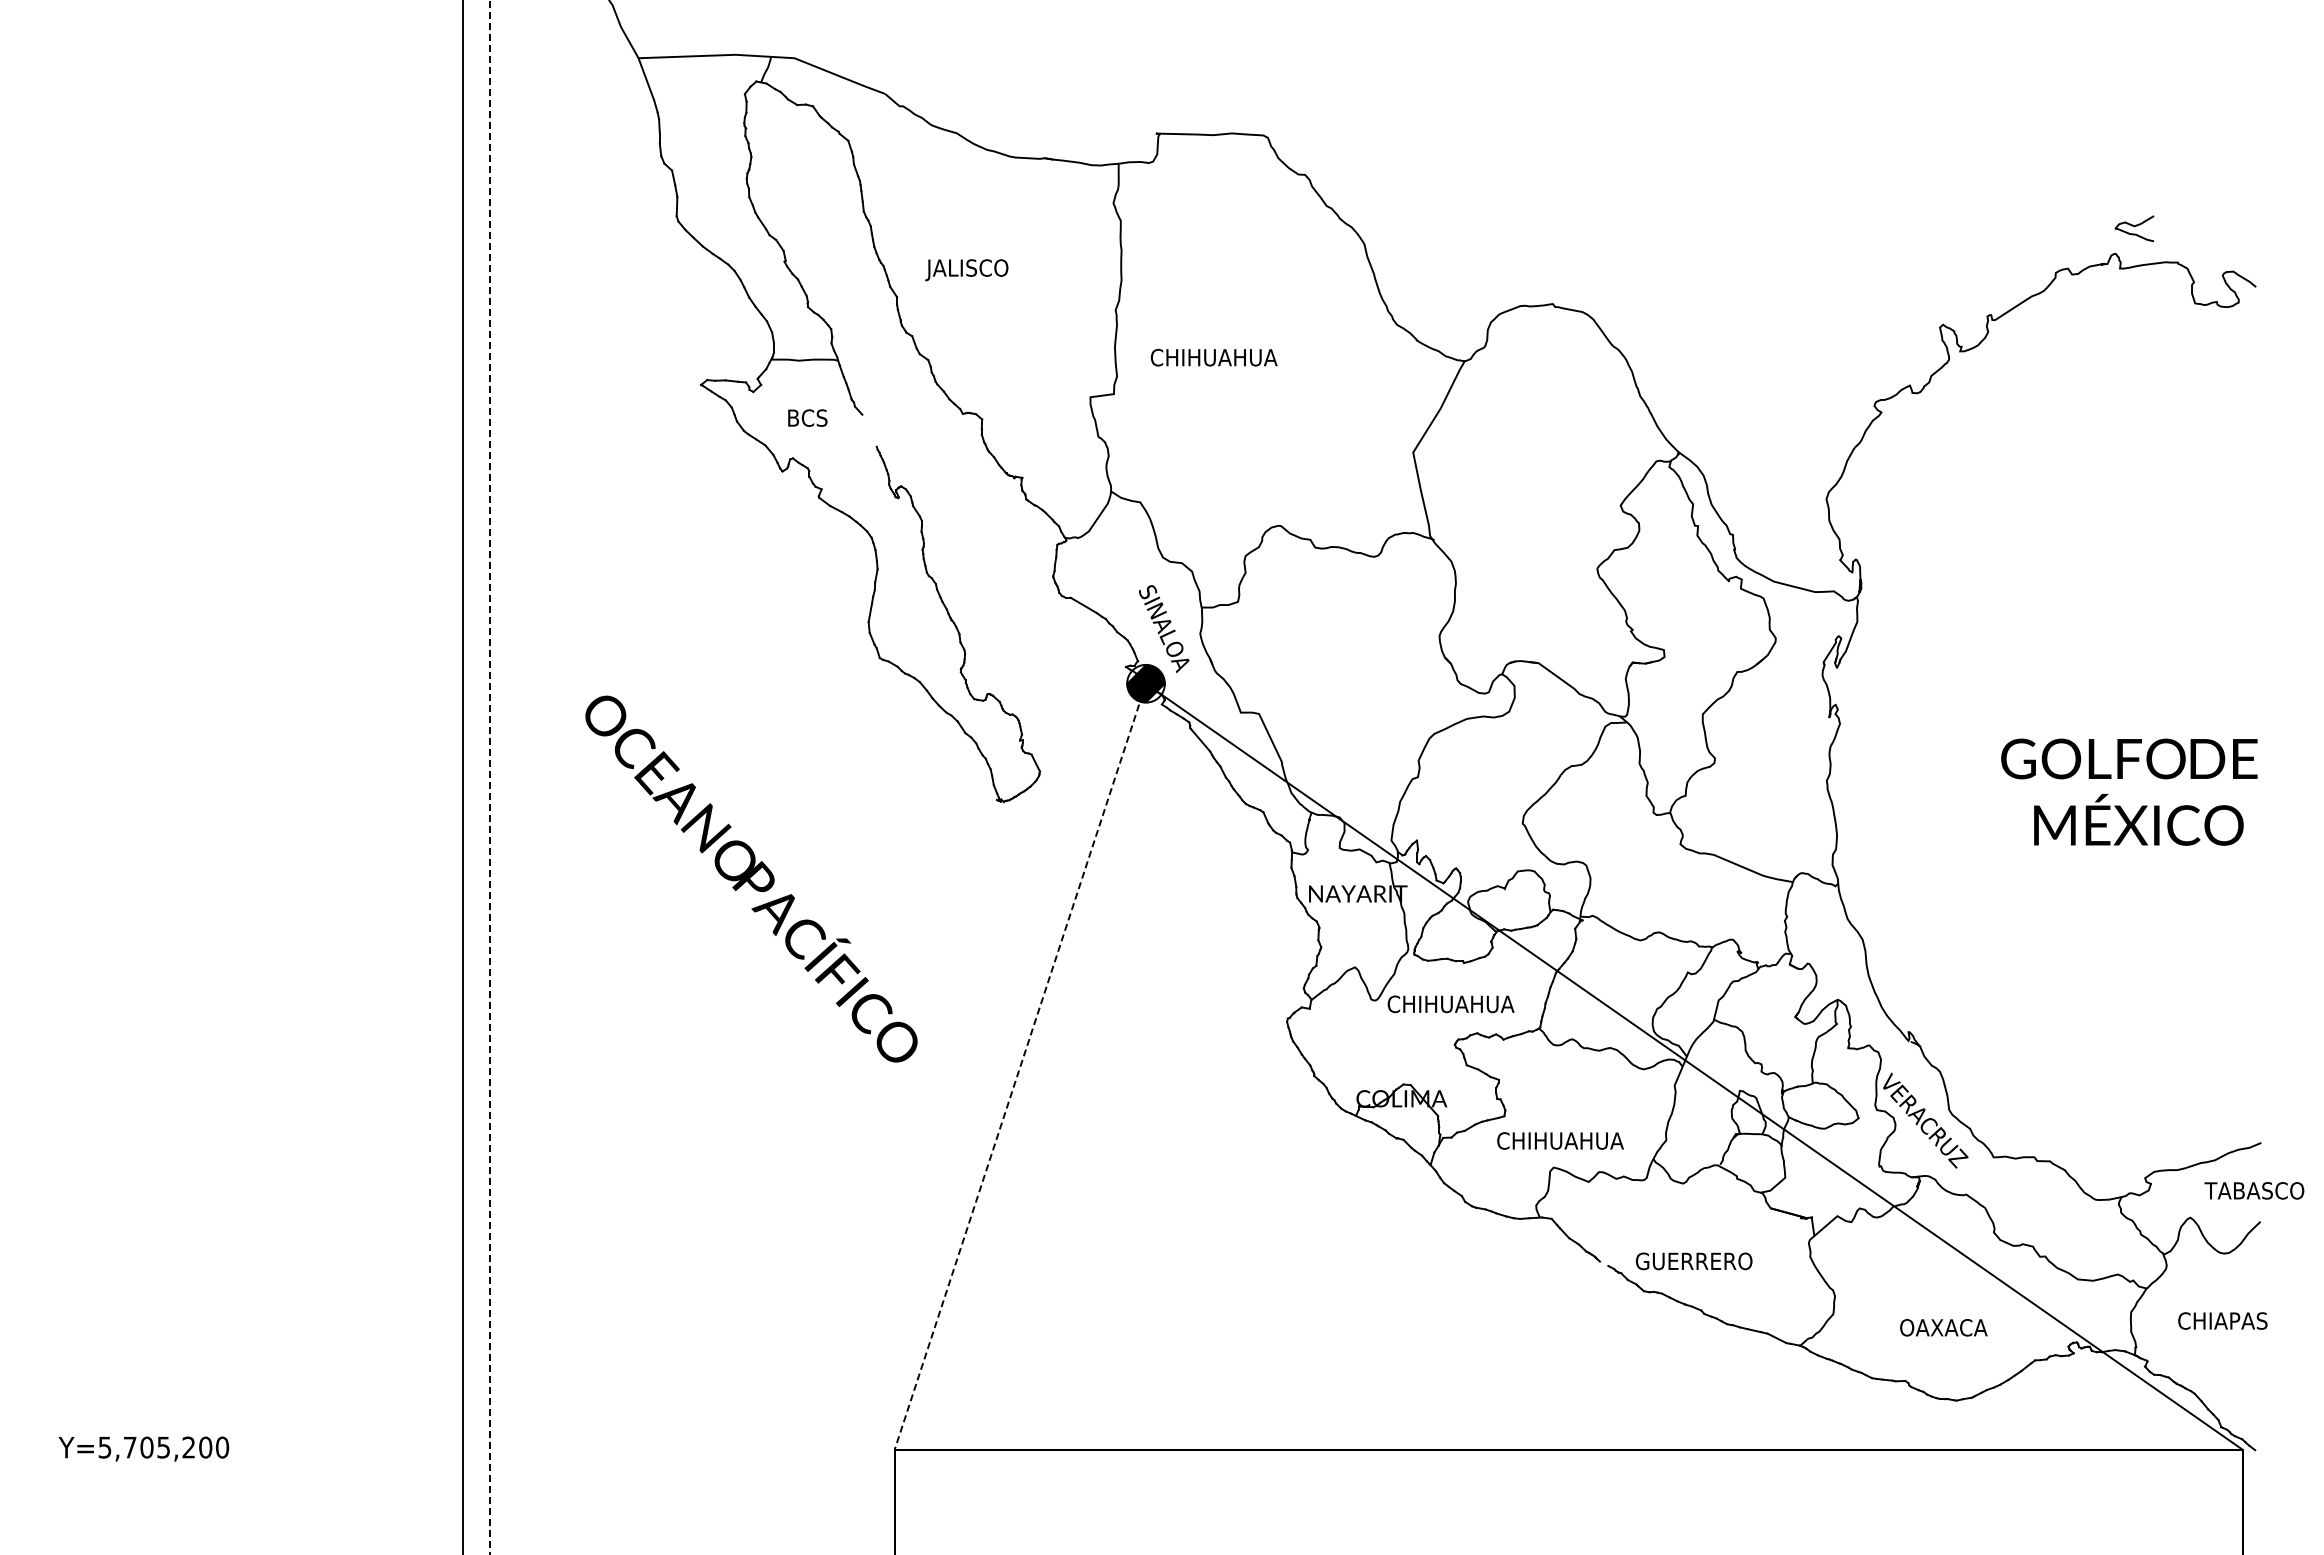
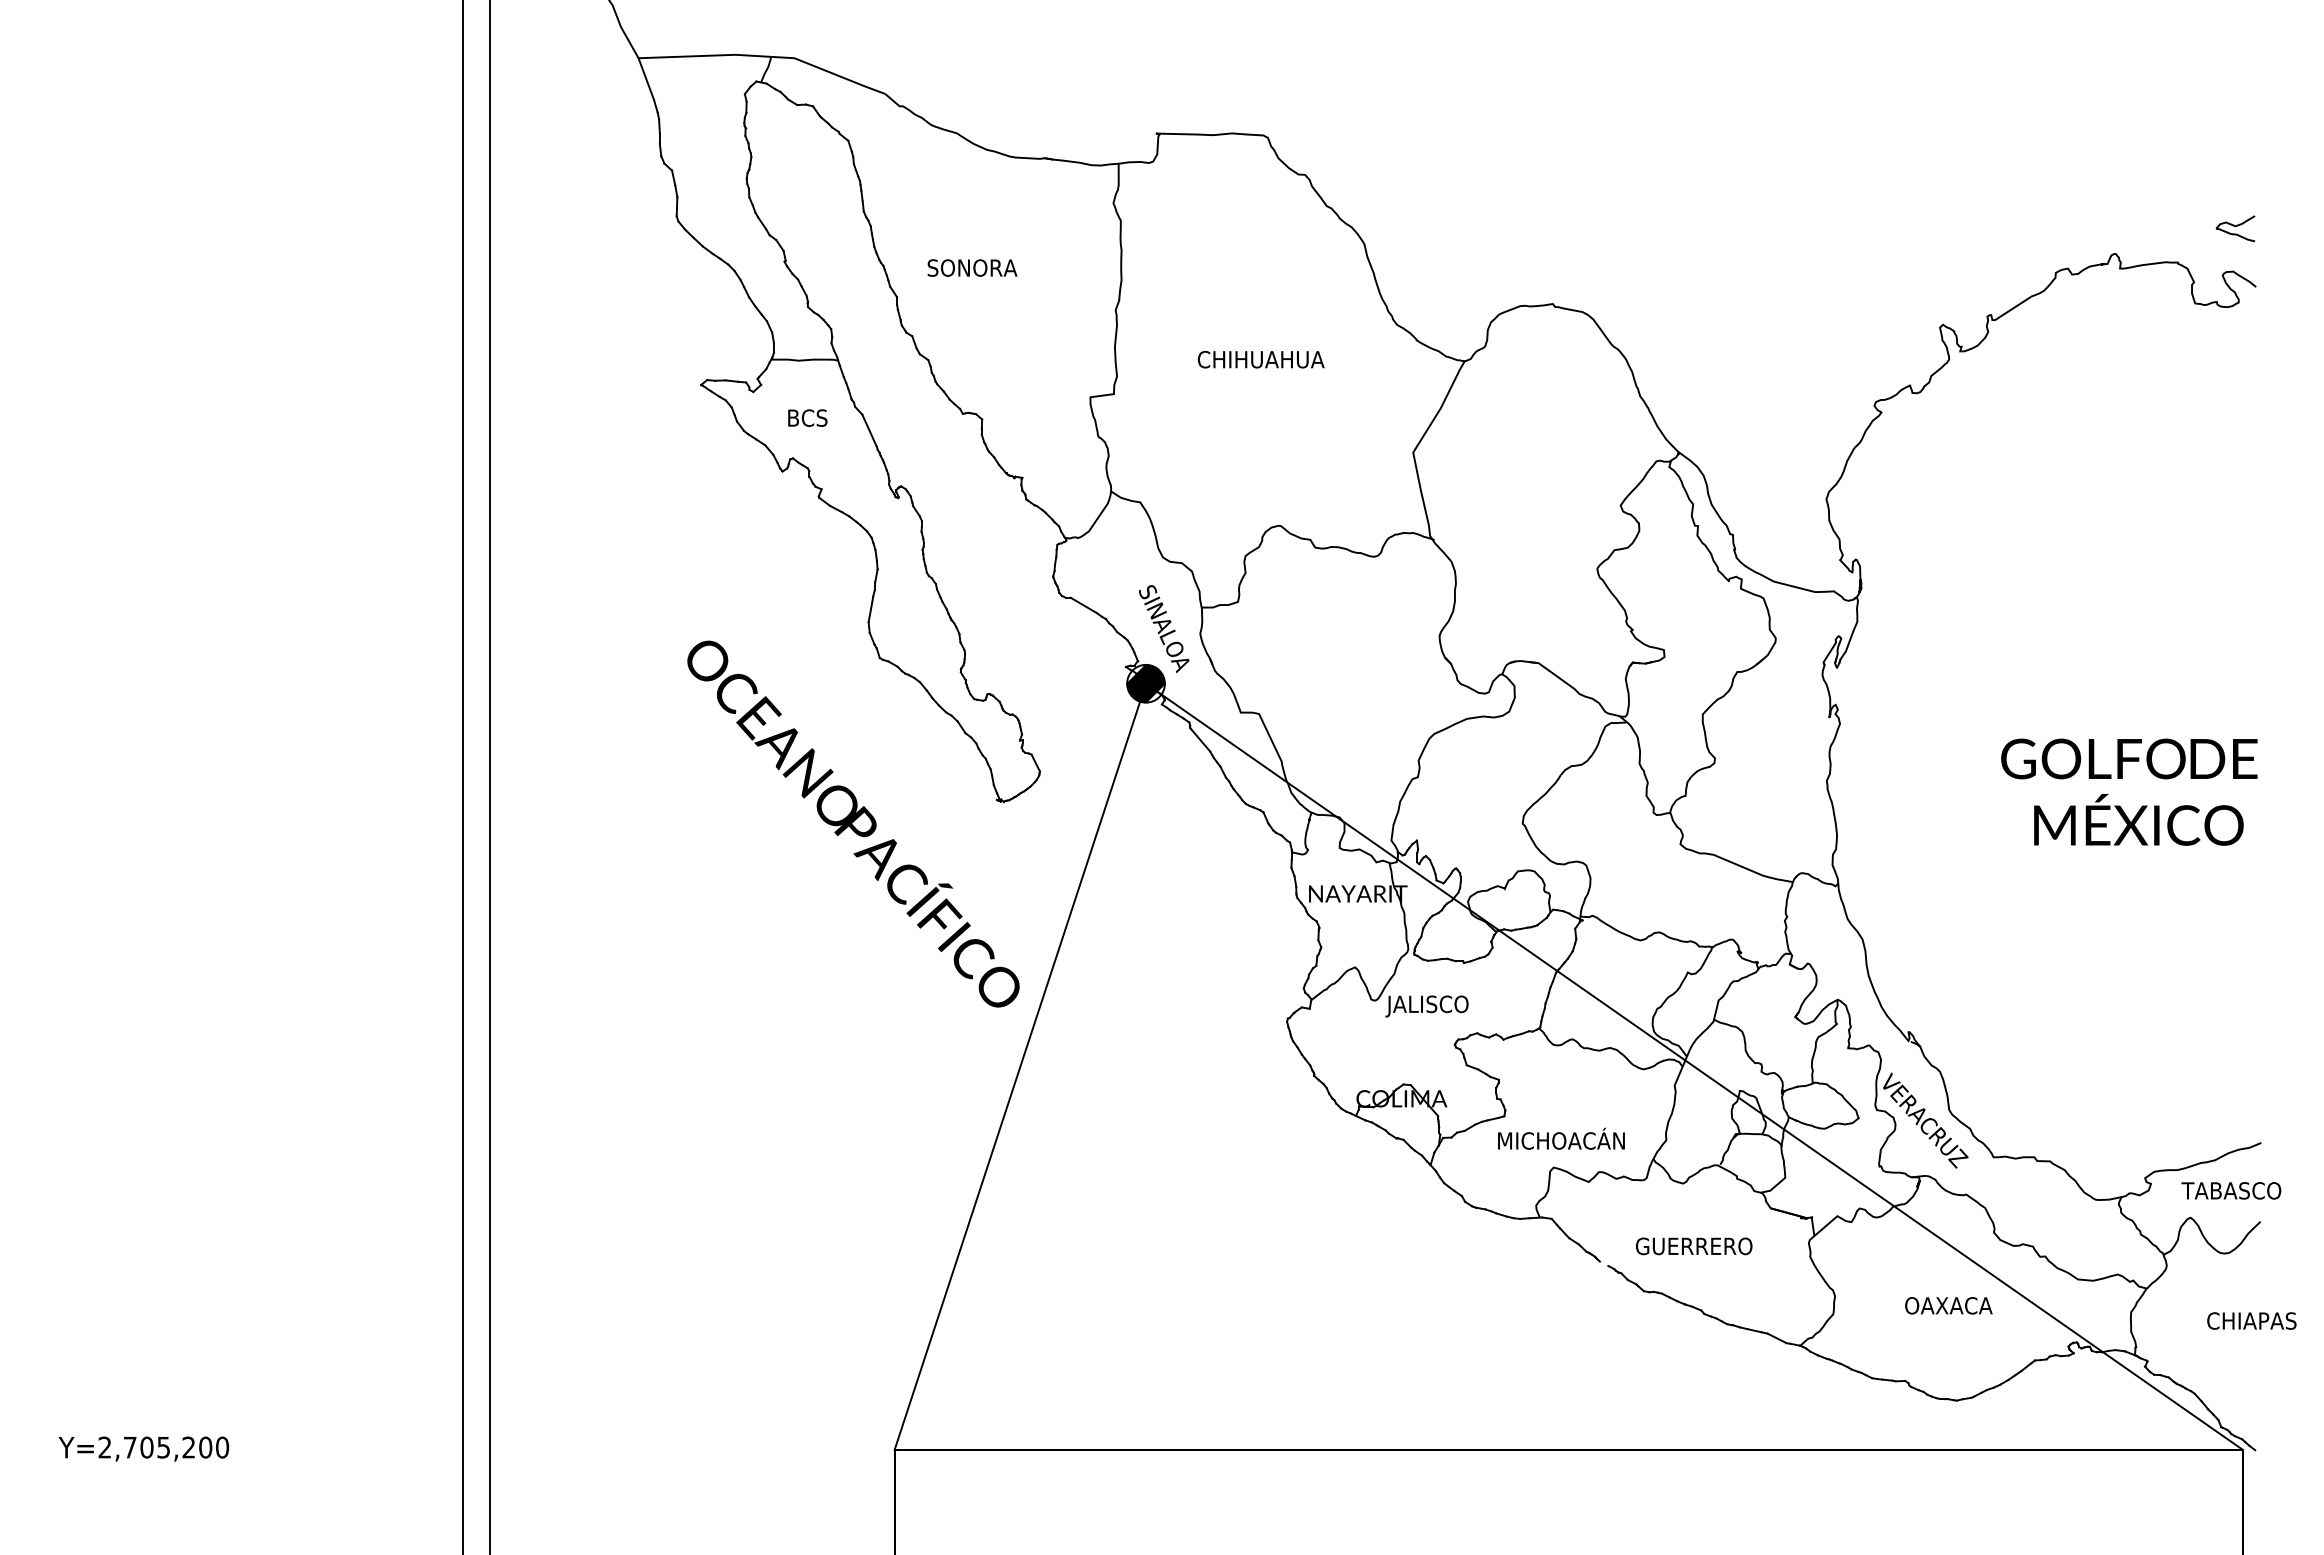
curve position: (2134, 227) -> (2235, 227) (2235, 227)
text: JALISCO -> SONORA (971, 270)
text position: (1213, 357) -> (1260, 359) (1260, 359)
line: none -> present (869, 430)
line: dashed -> solid (490, 776)
text position: (751, 878) -> (853, 823) (853, 823)
text: CHIHUAHUA -> JALISCO (1449, 1006)
line: dashed -> solid (1020, 1067)
text: CHIHUAHUA -> MICHOACÁN (1560, 1138)
text position: (2254, 1190) -> (2231, 1190) (2231, 1190)
text position: (1694, 1261) -> (1694, 1246) (1694, 1246)
text position: (2222, 1320) -> (2251, 1320) (2251, 1320)
text position: (1943, 1327) -> (1948, 1305) (1948, 1305)
text: Y=5,705,200 -> Y=2,705,200 (104, 1447)
